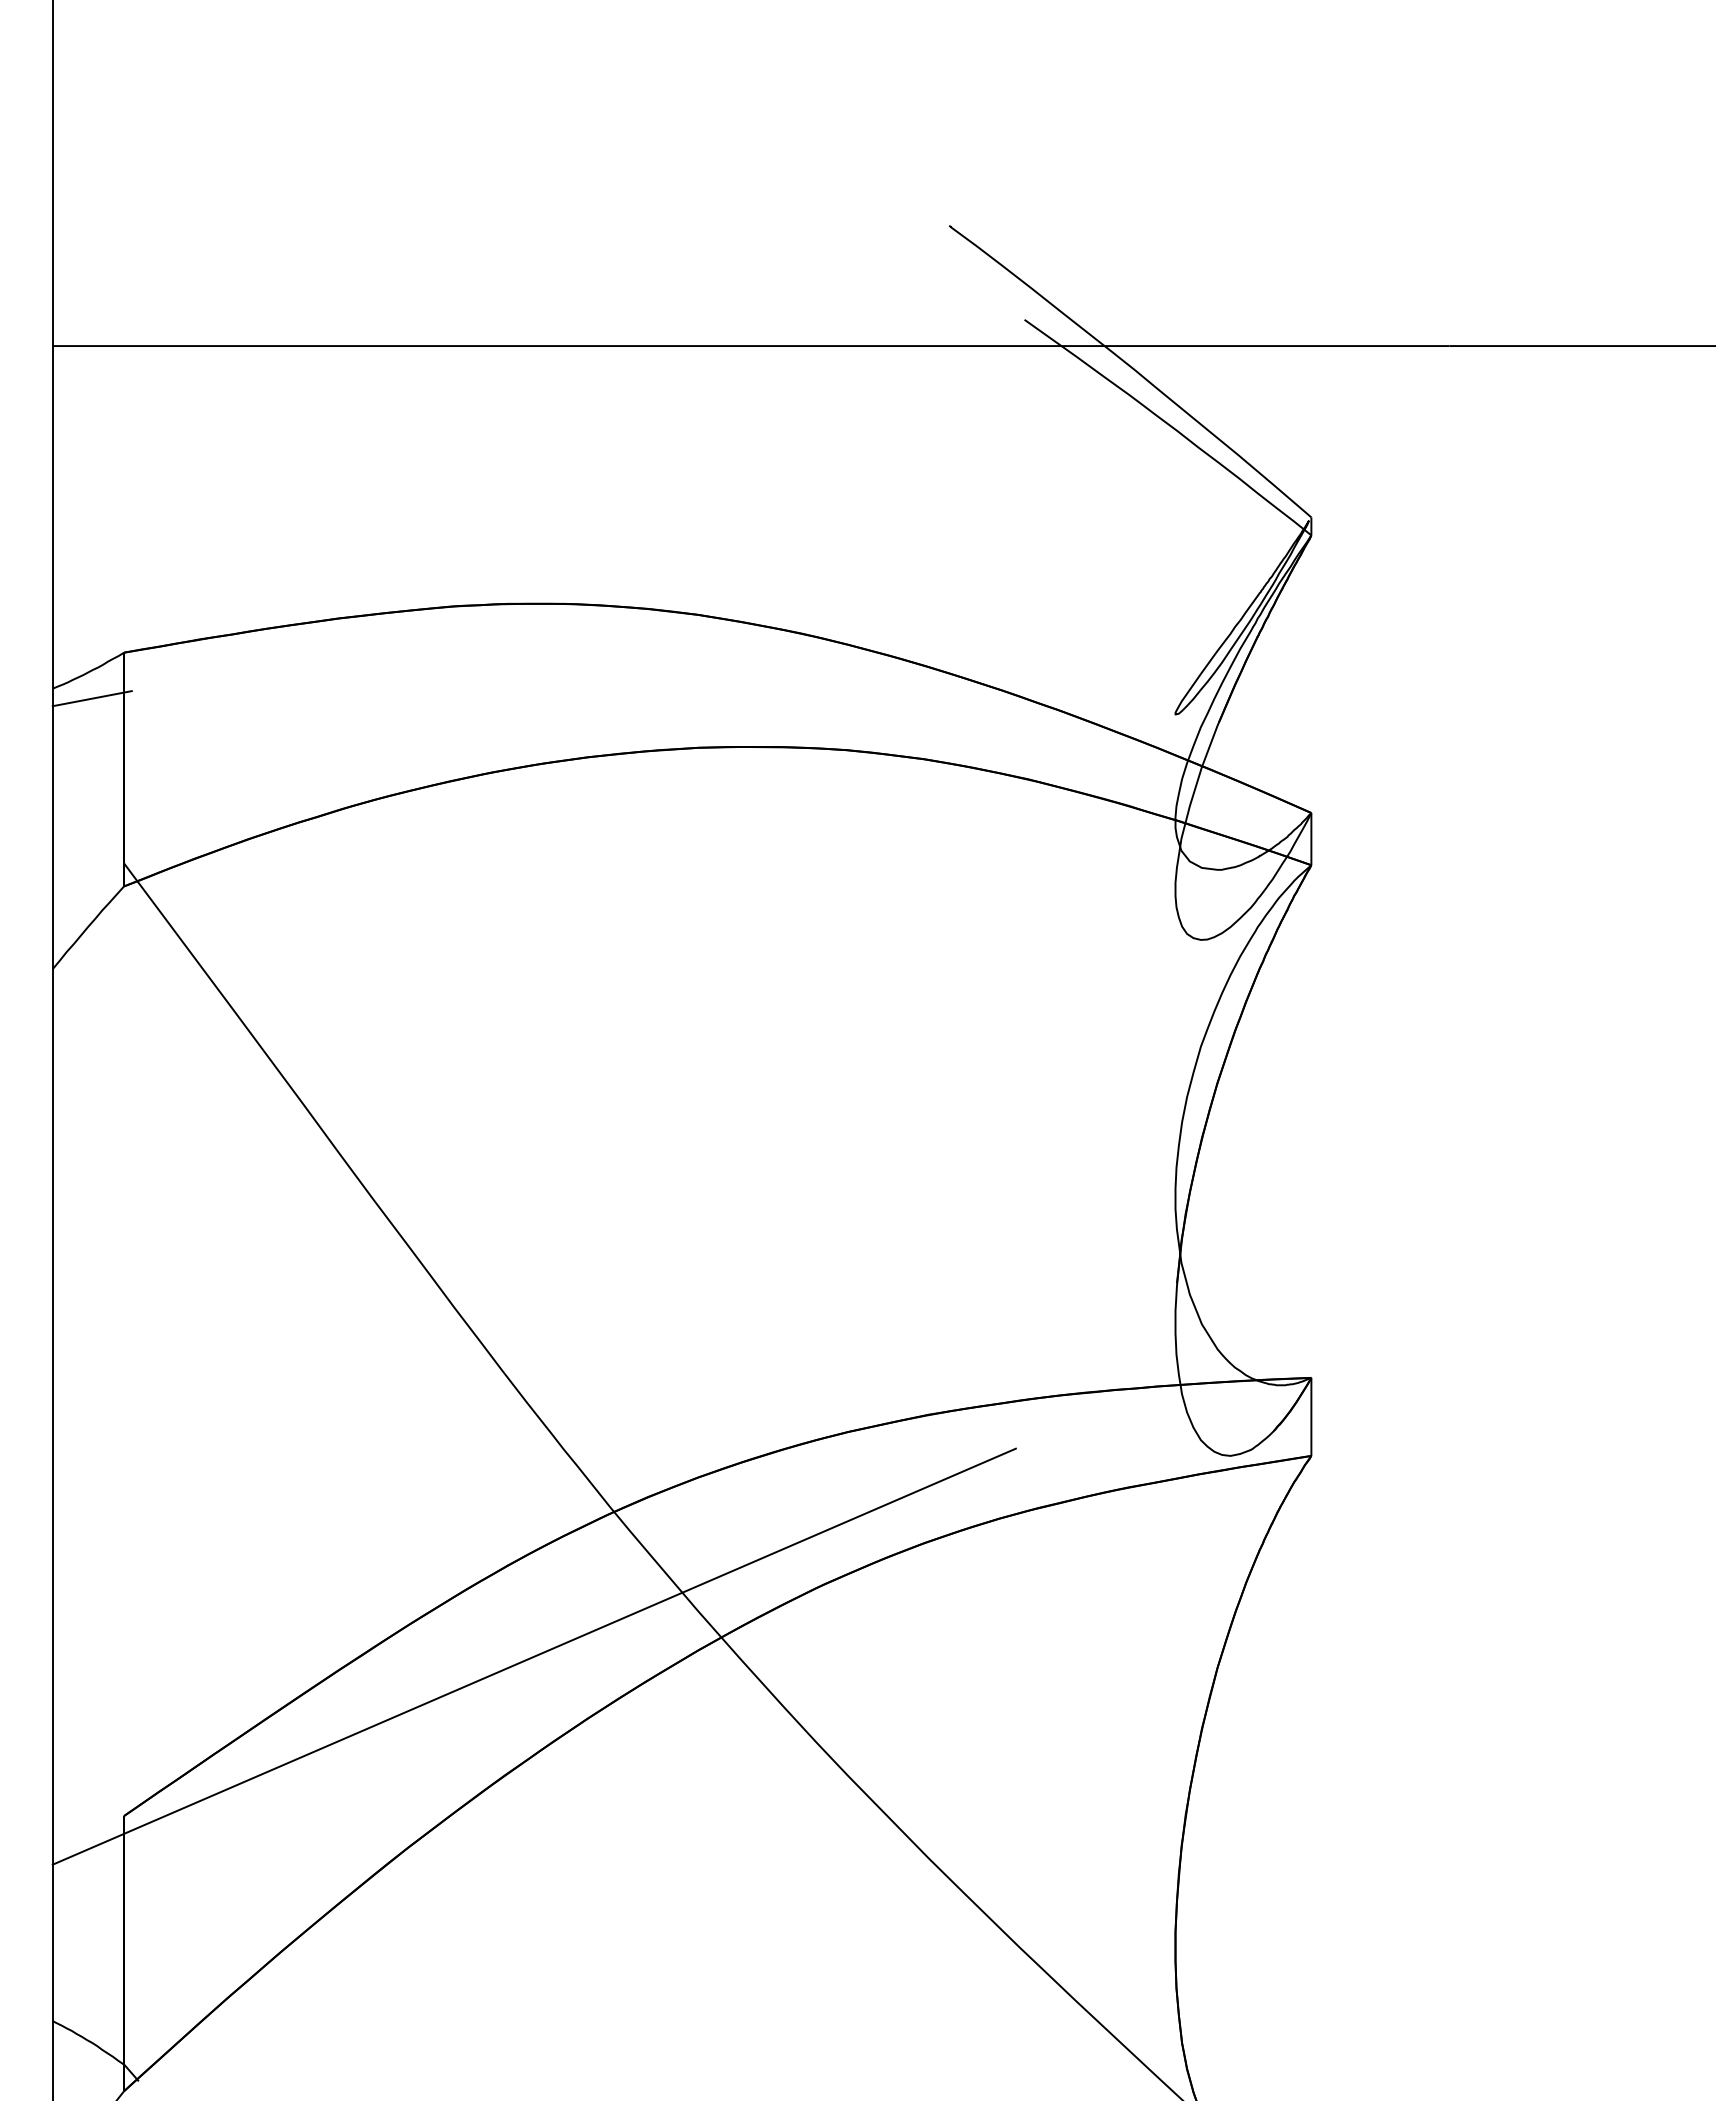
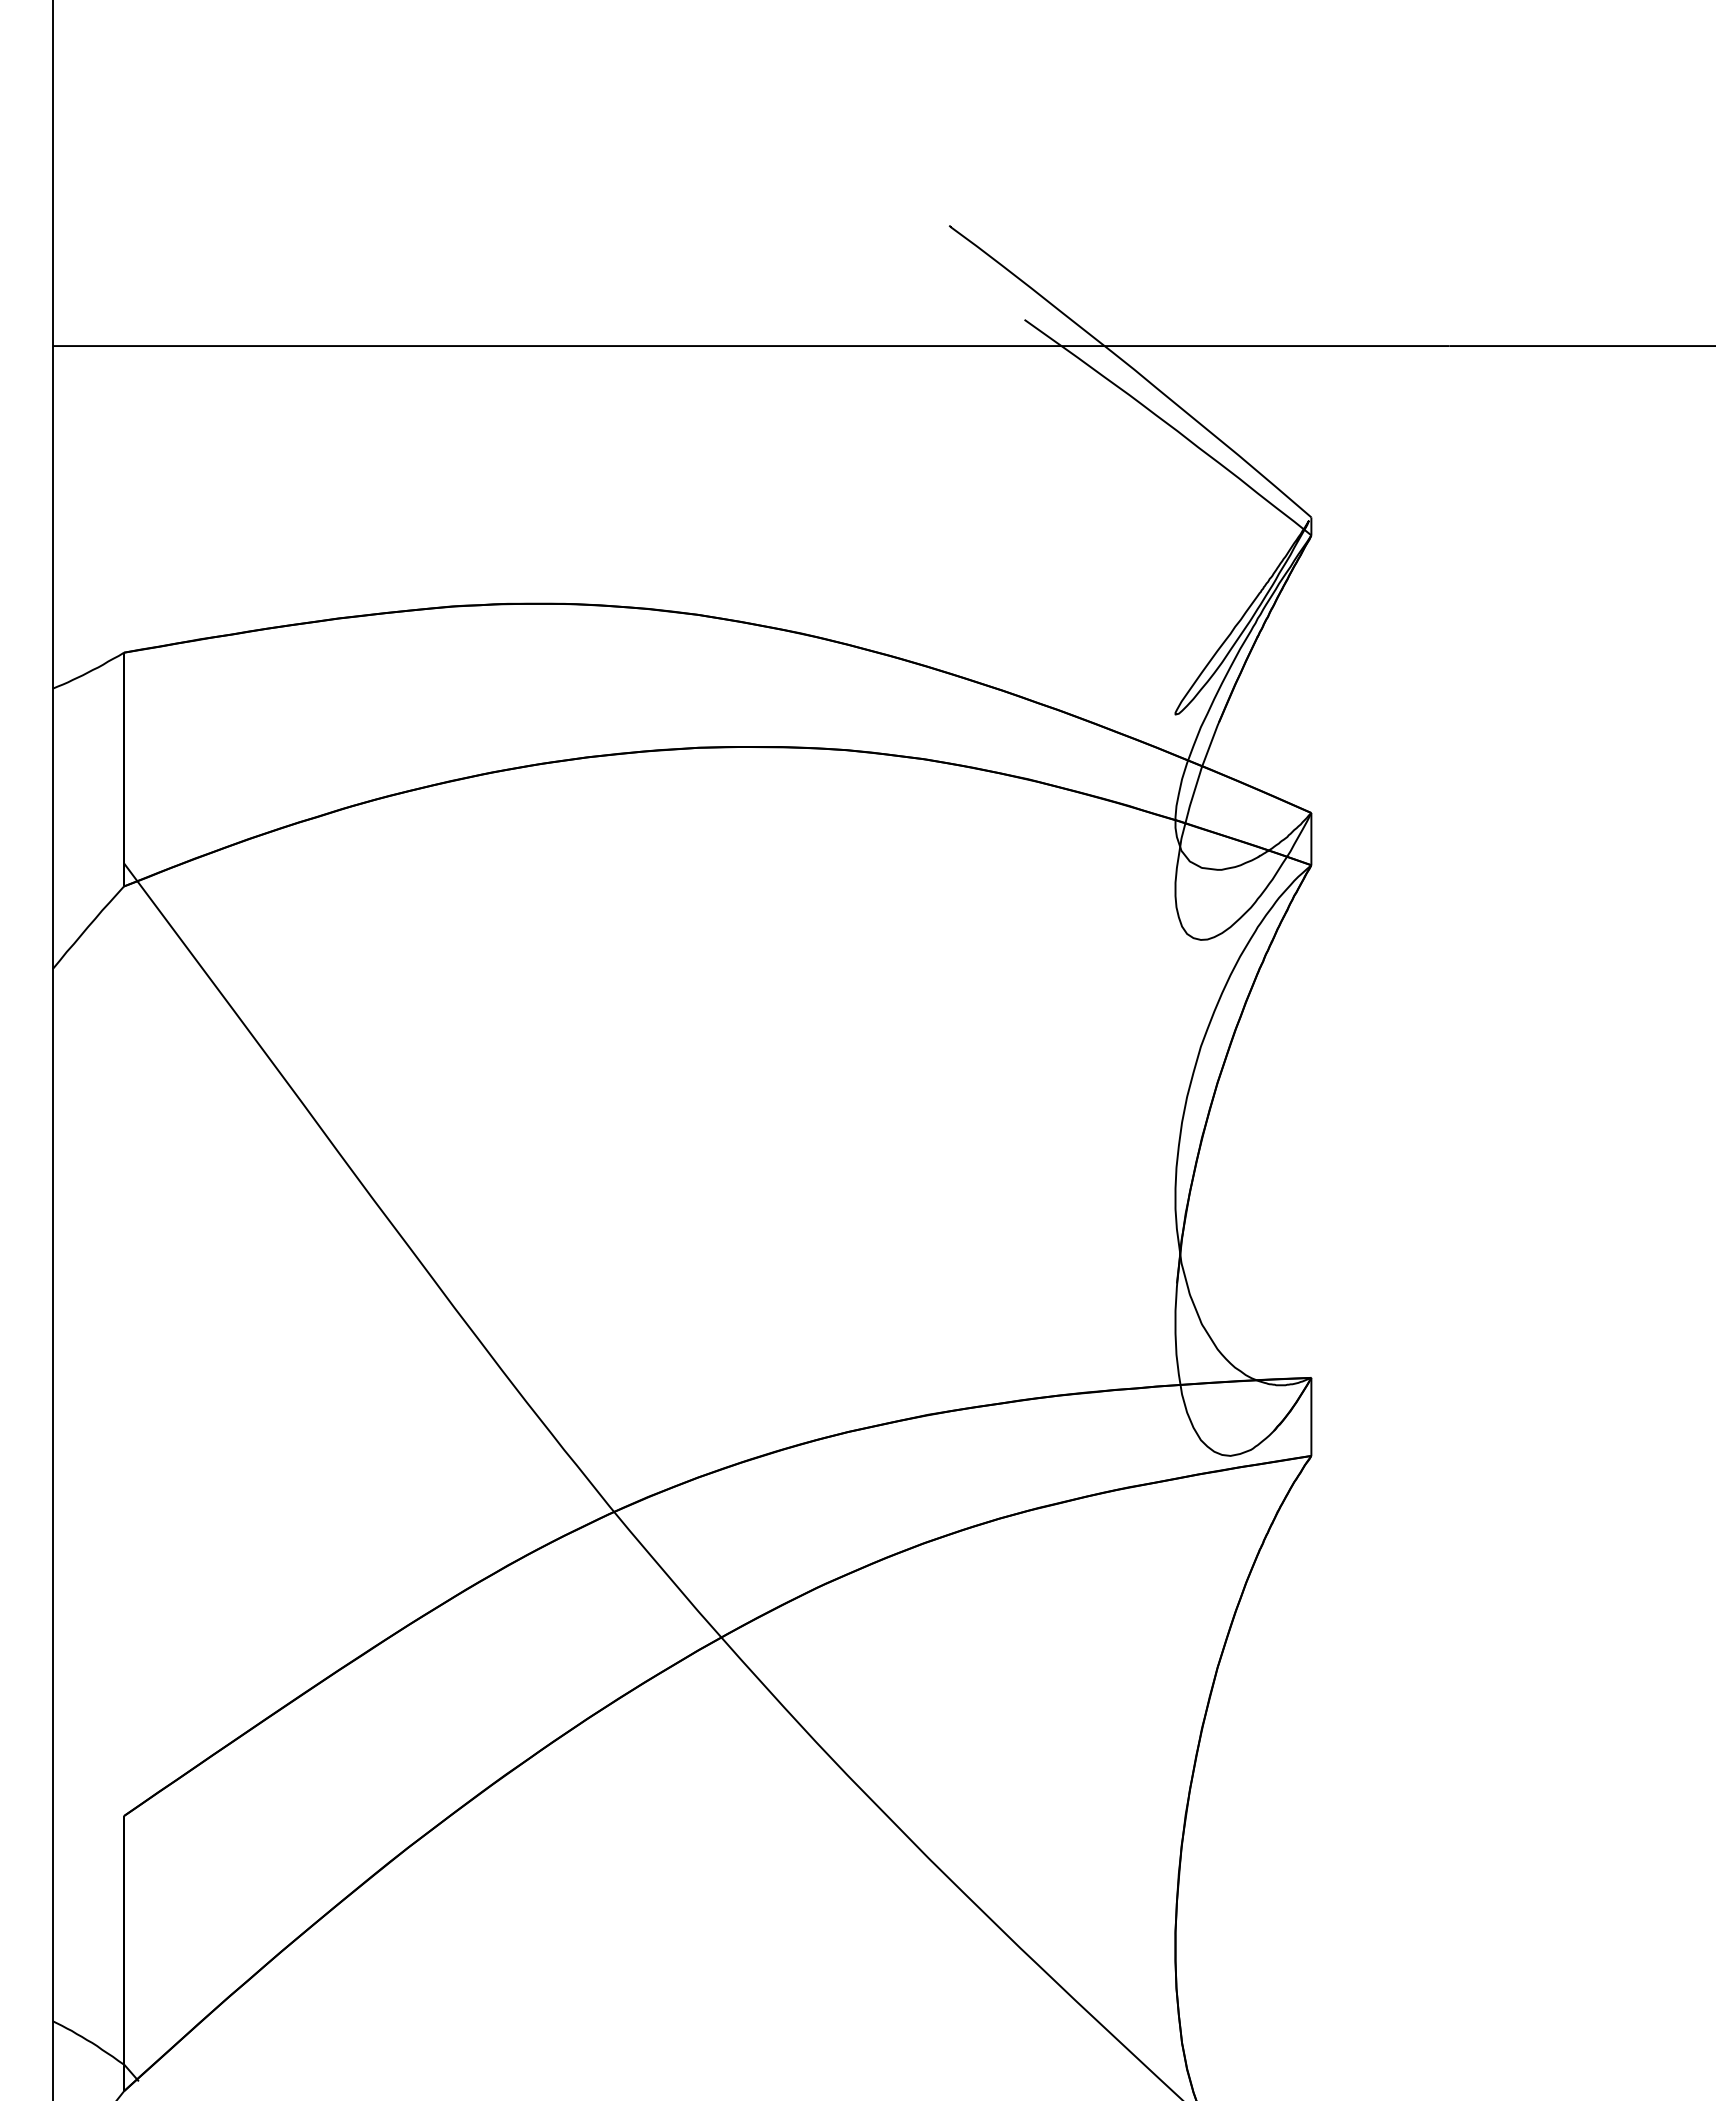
line: present -> none (91, 698)
line: present -> none (533, 1656)
